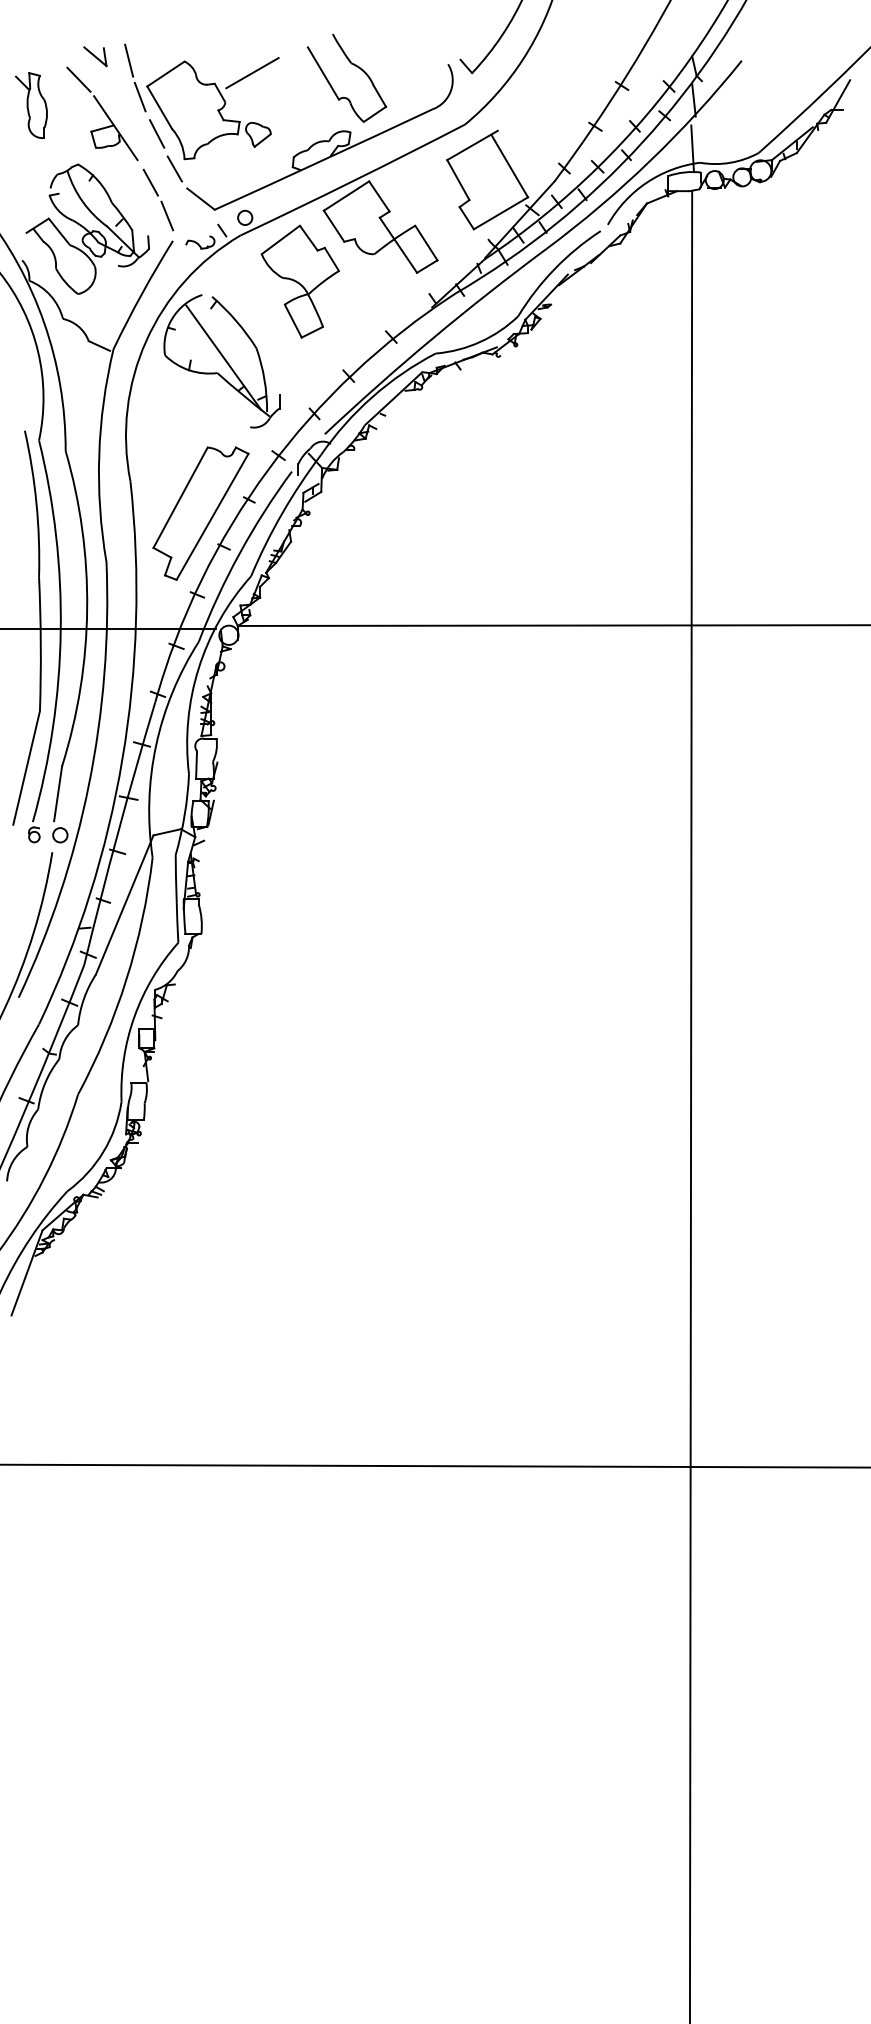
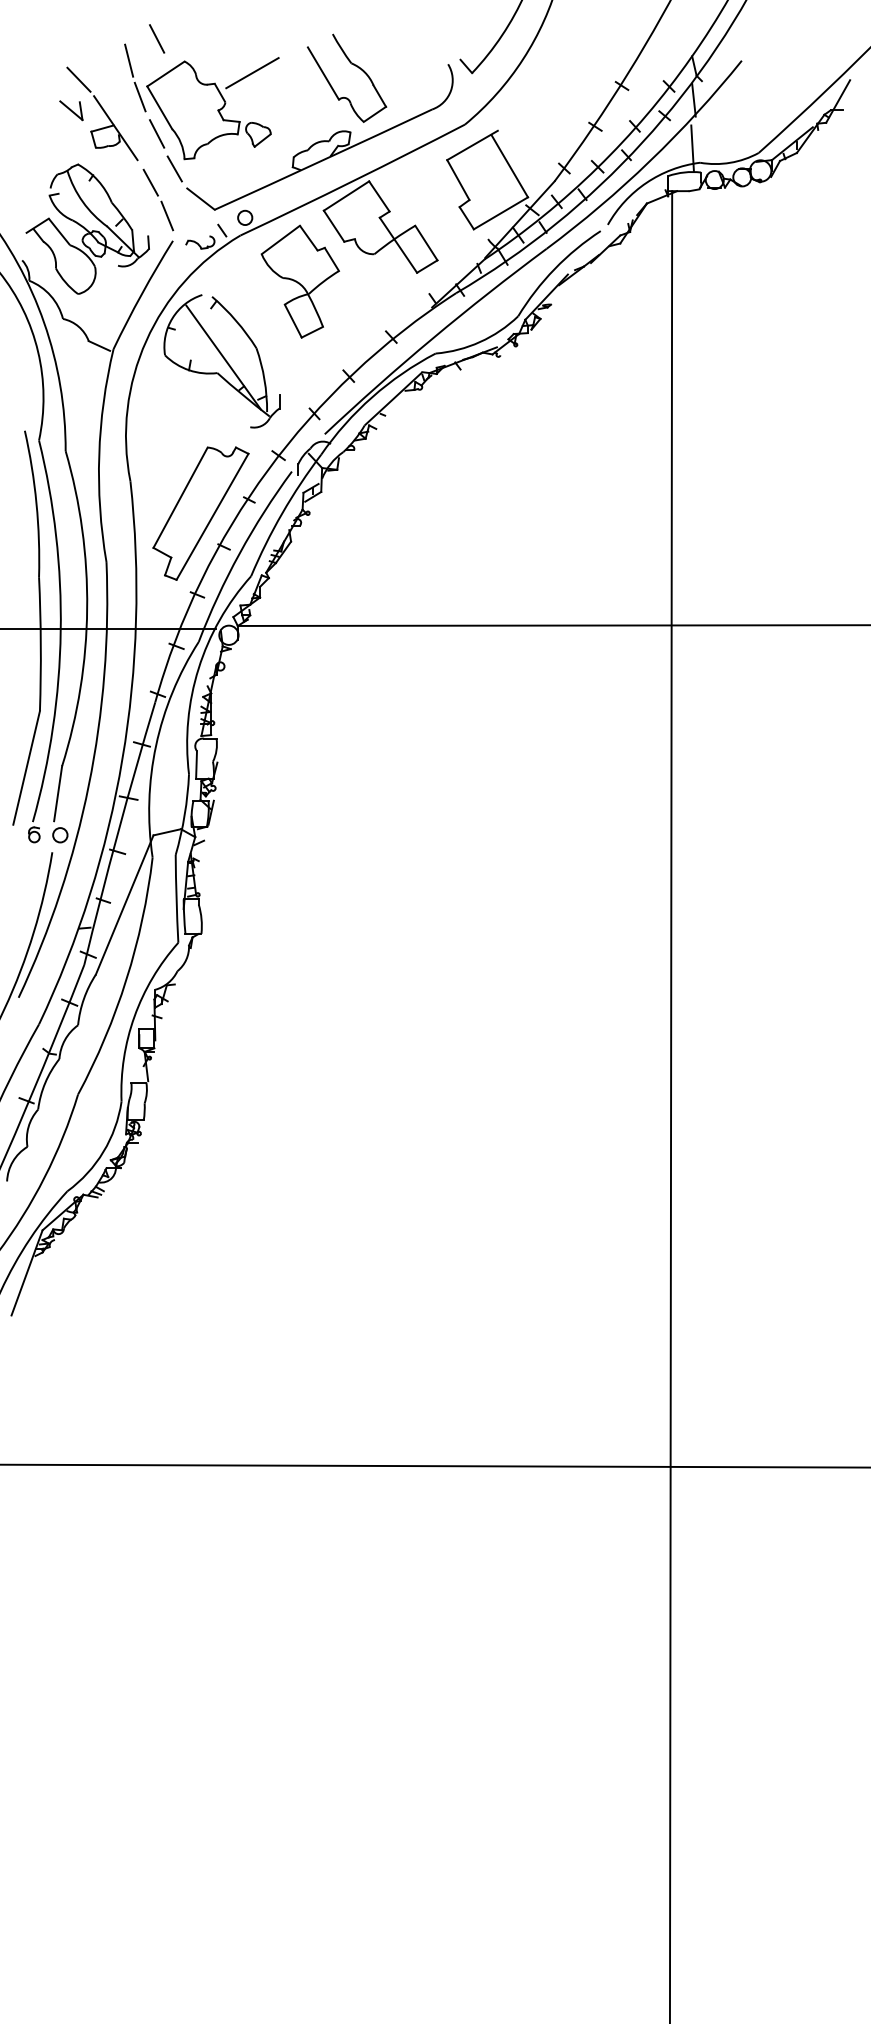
line: none -> present (157, 38)
part position: (95, 56) -> (71, 110) (71, 110)
part: present -> none (30, 105)
line position: (690, 1105) -> (670, 1105) (670, 1105)
